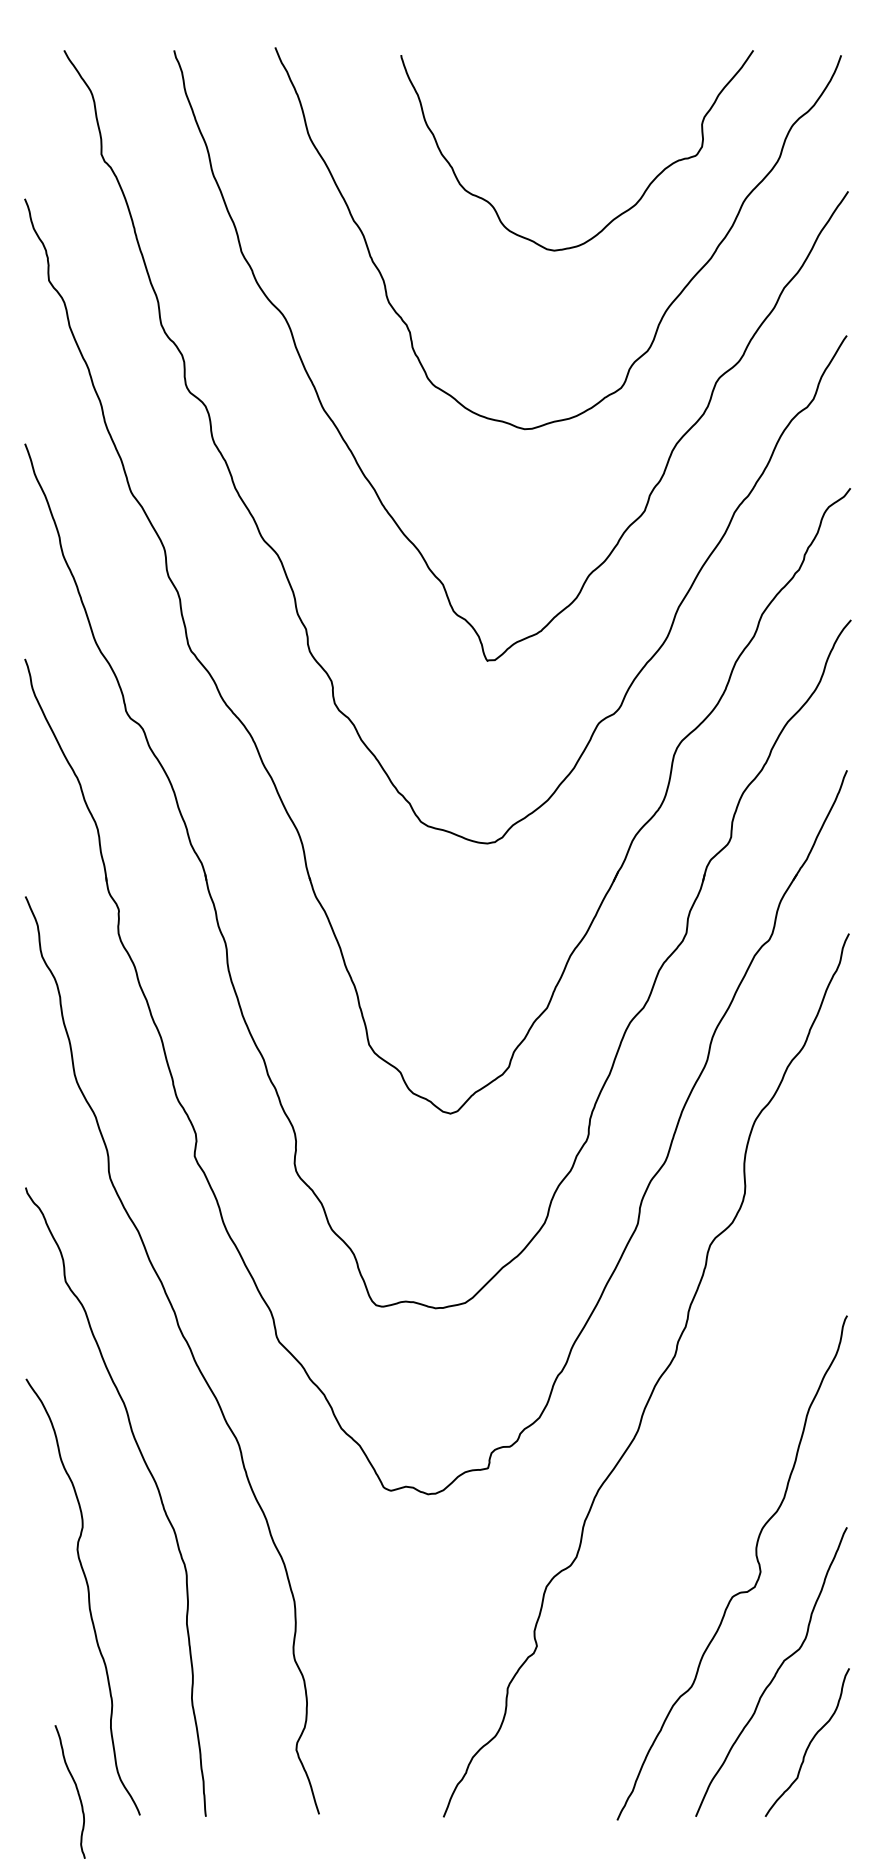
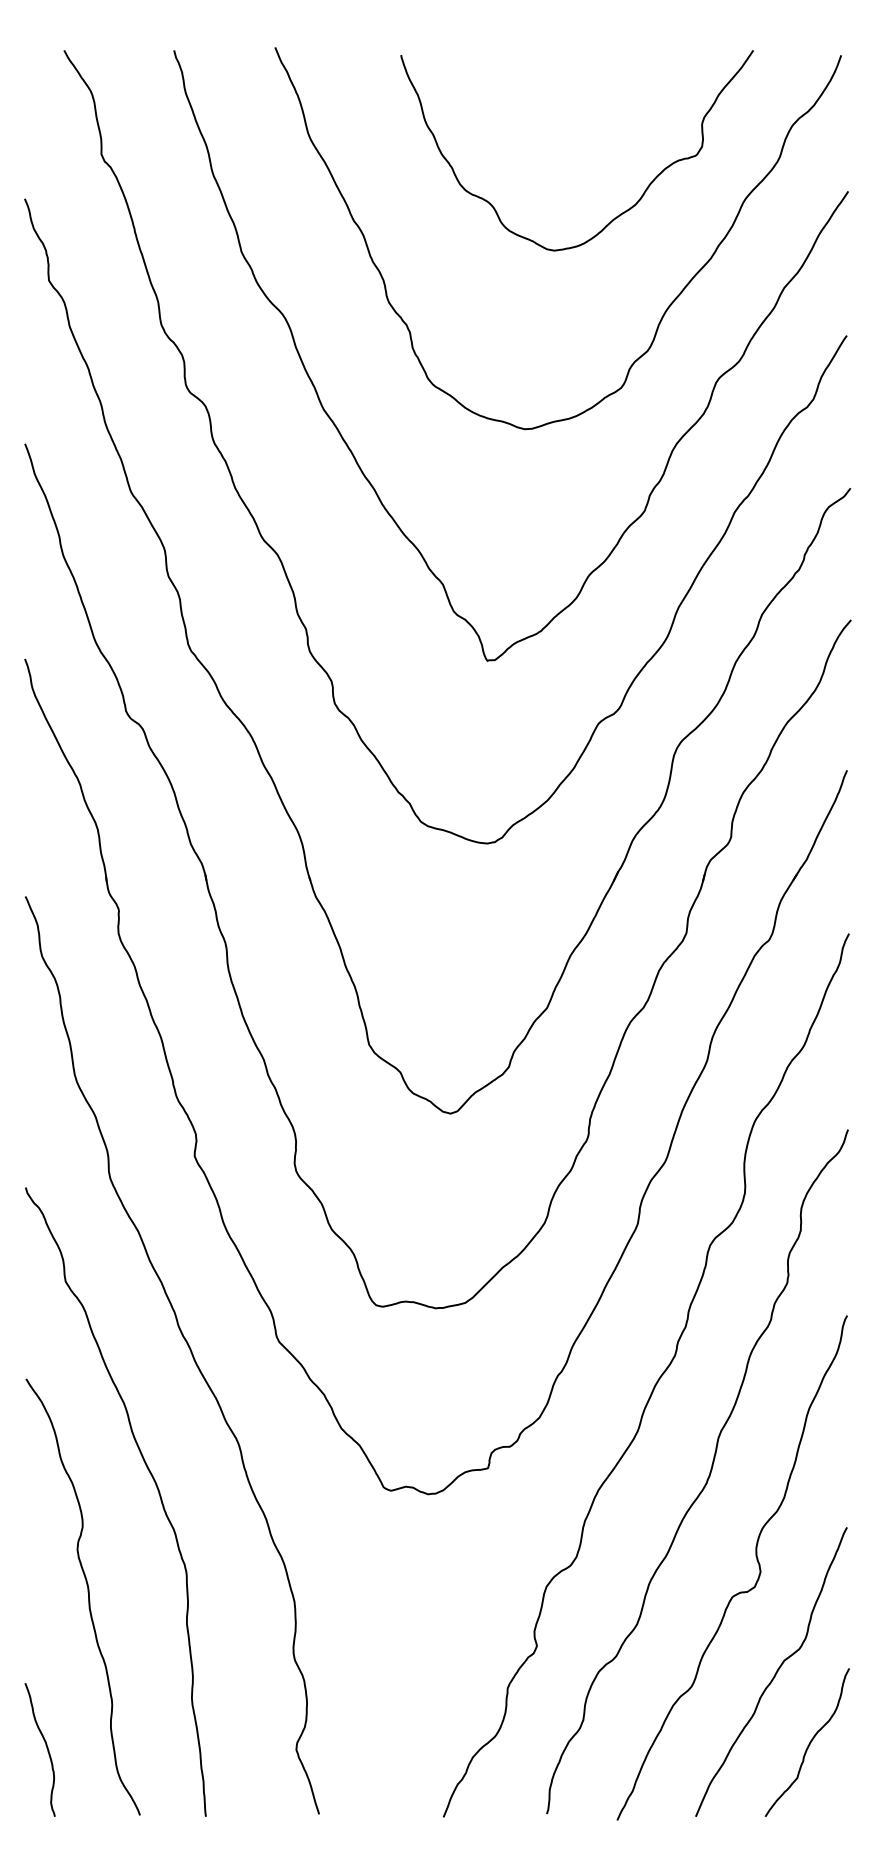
curve: none -> present (707, 1477)
curve position: (76, 1790) -> (46, 1748) (46, 1748)
